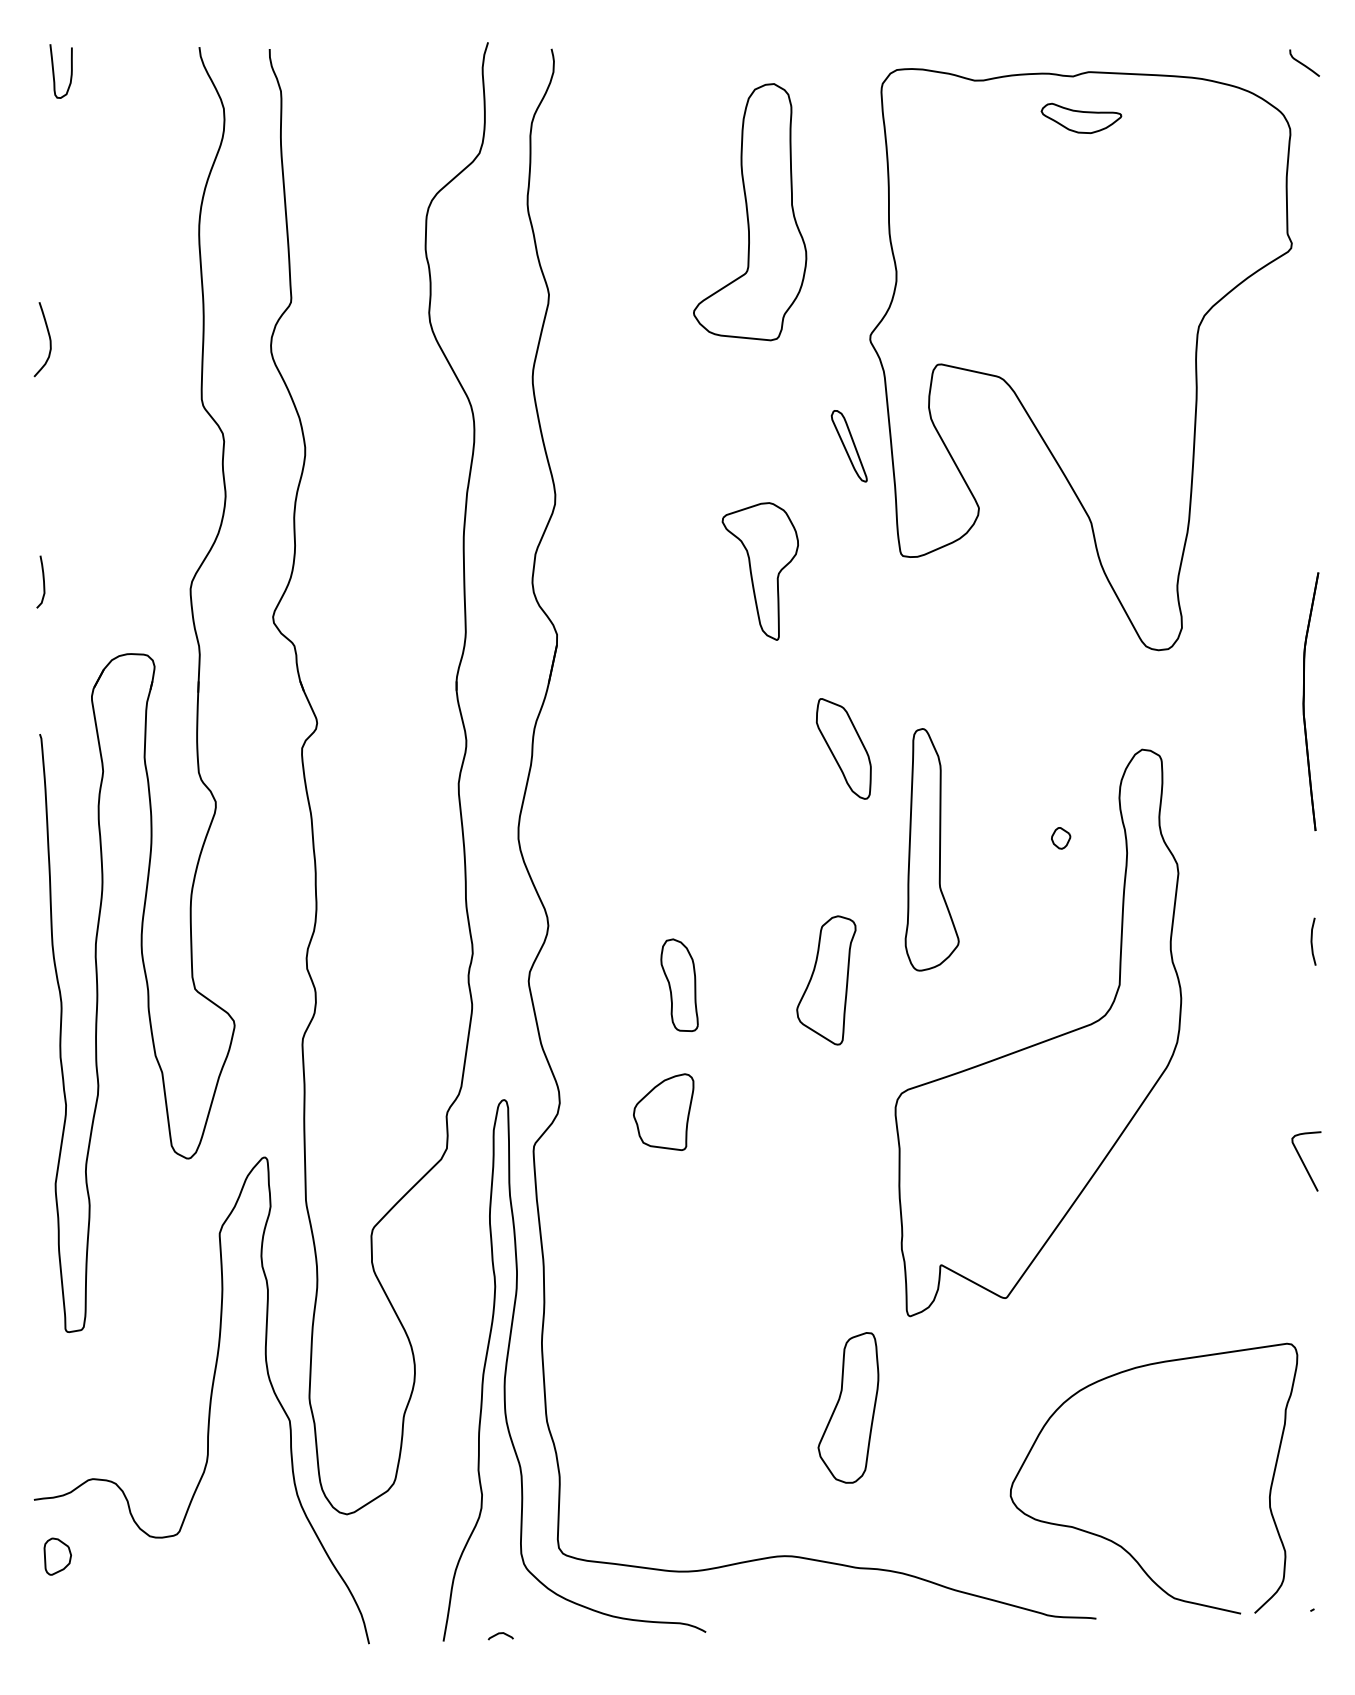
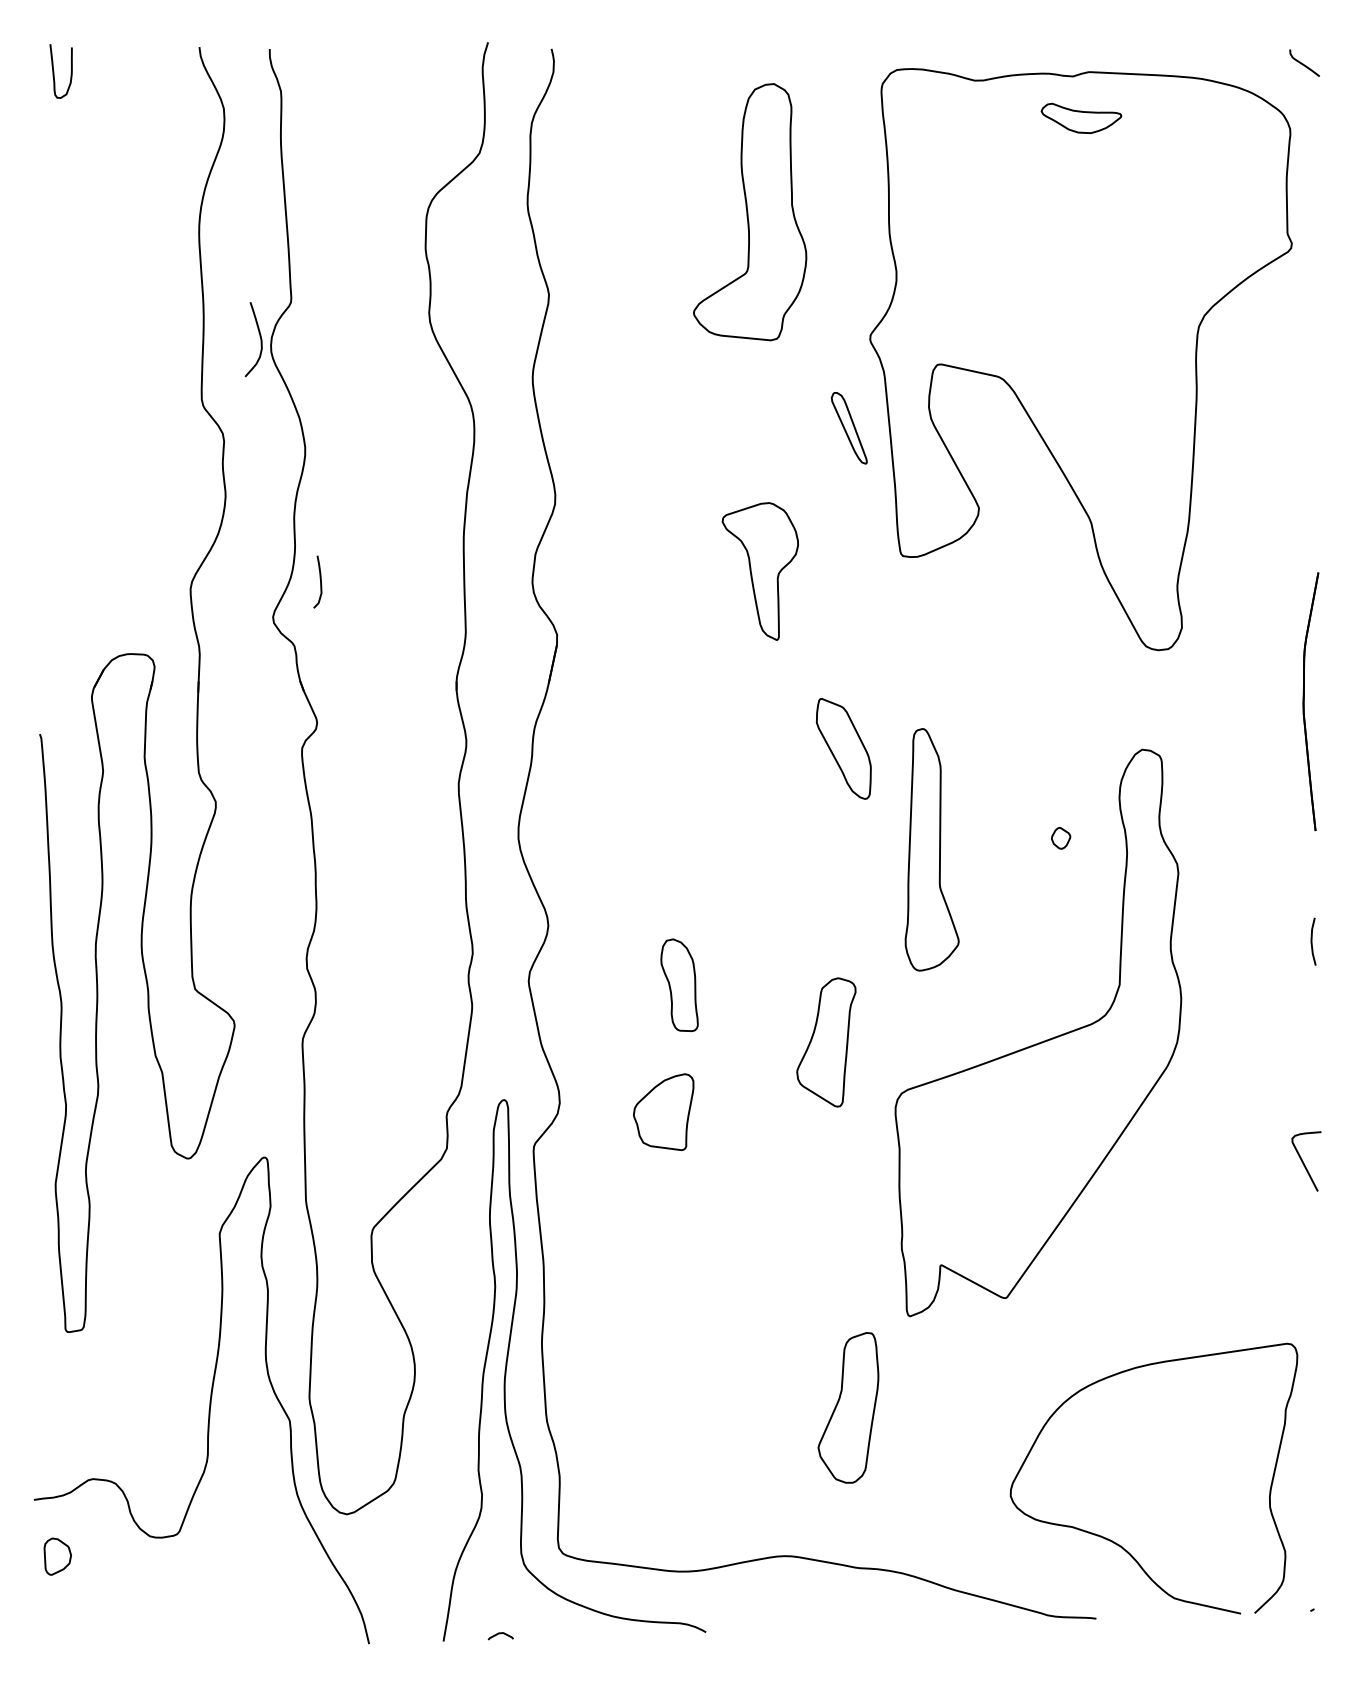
curve position: (48, 336) -> (259, 336) (259, 336)
part position: (848, 446) -> (848, 428) (848, 428)
curve position: (43, 581) -> (320, 581) (320, 581)
part position: (826, 980) -> (826, 1042) (826, 1042)
